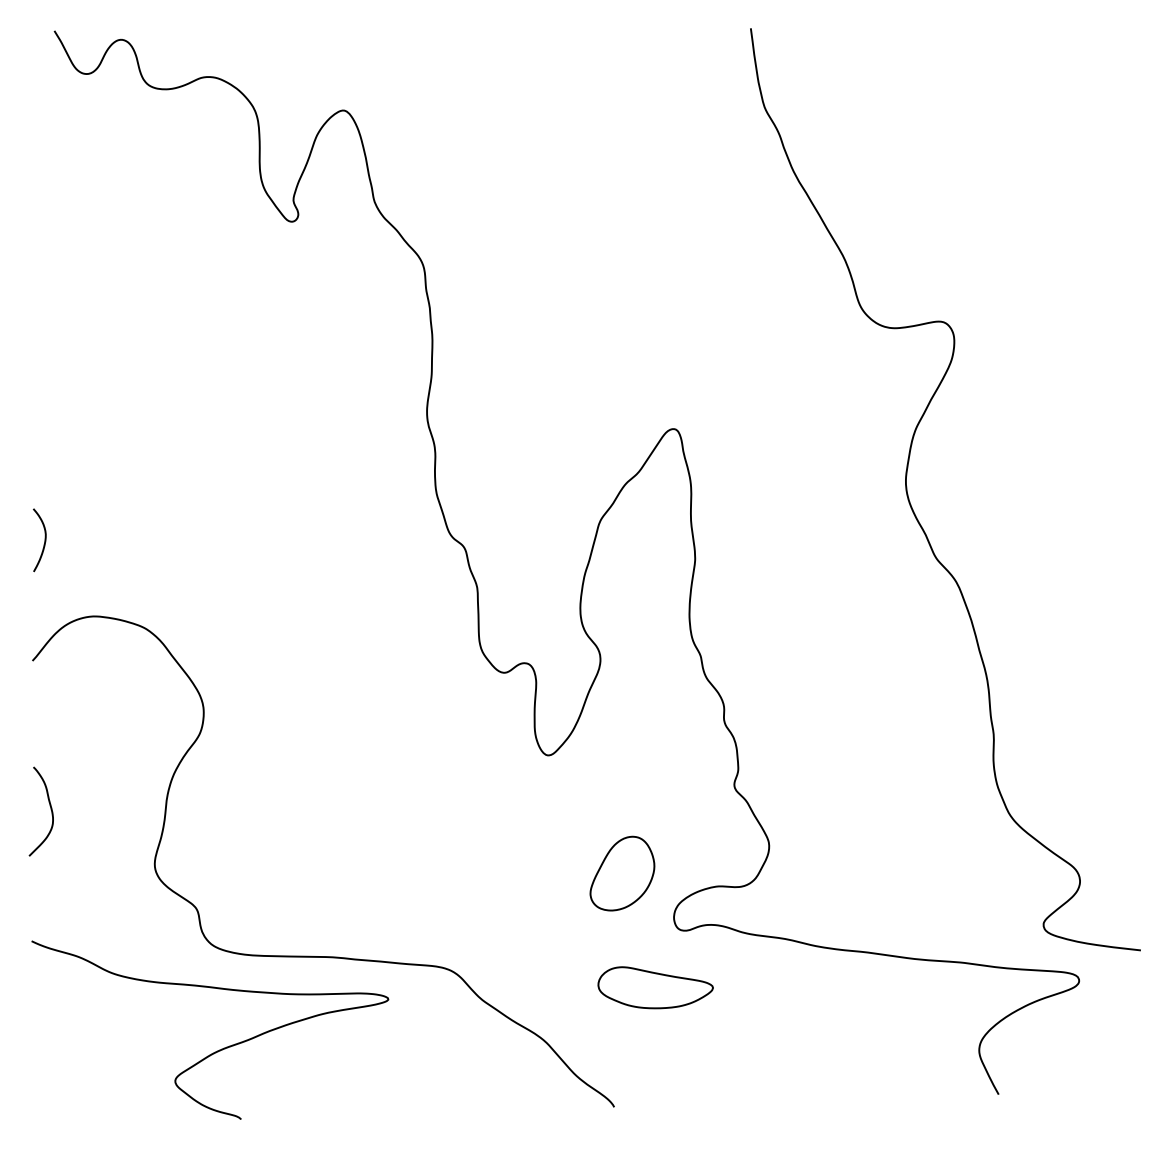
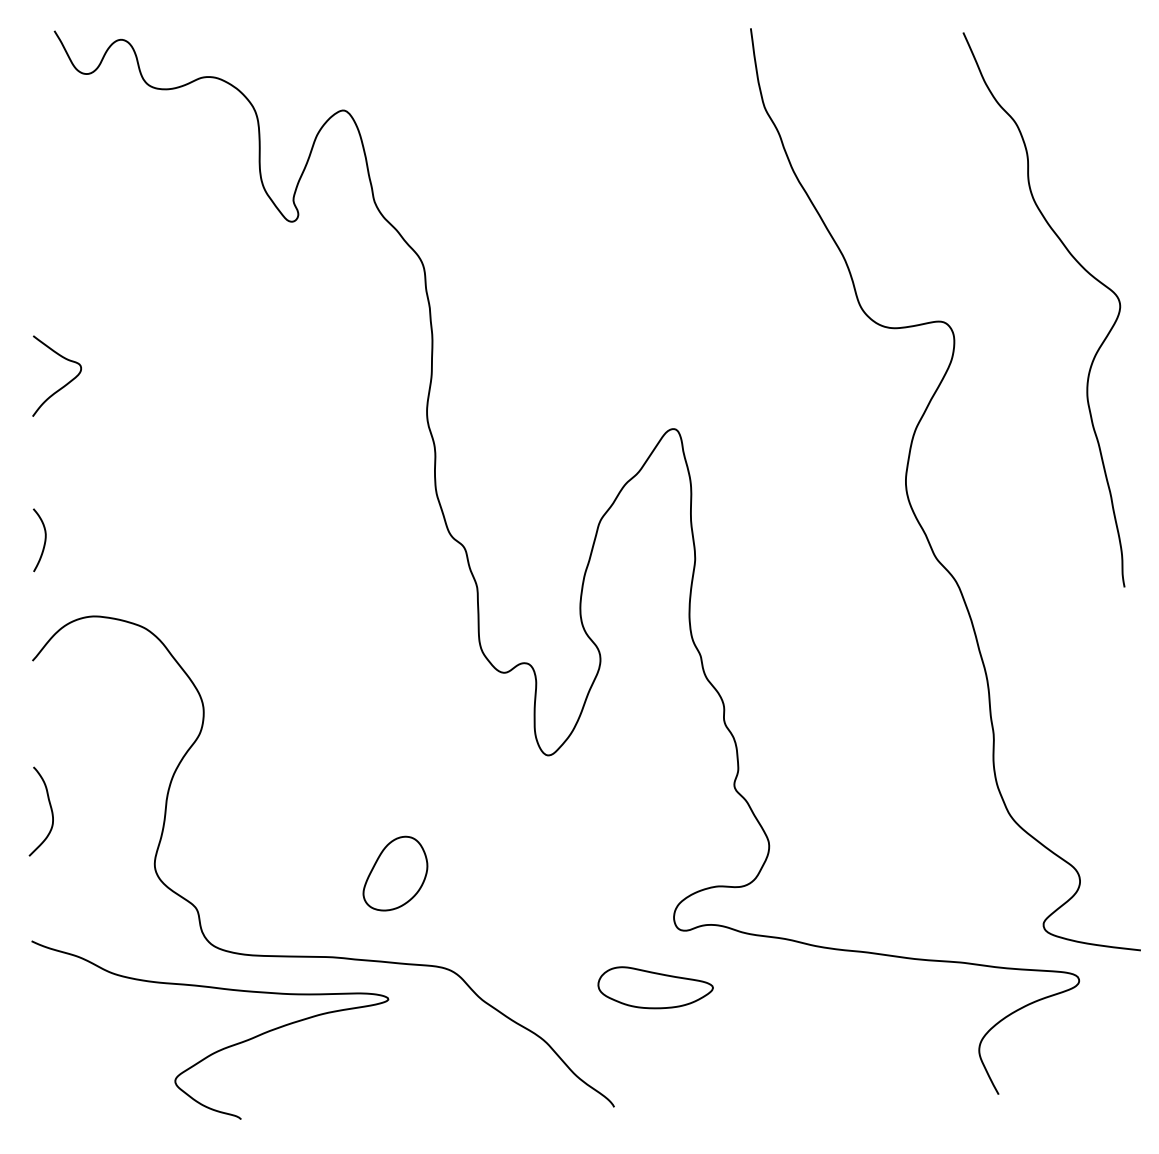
curve: none -> present (1083, 269)
curve: none -> present (63, 385)
part position: (622, 873) -> (395, 873) (395, 873)
